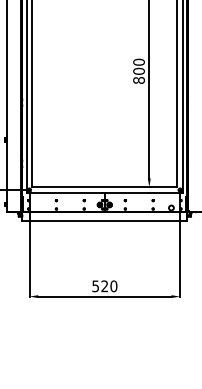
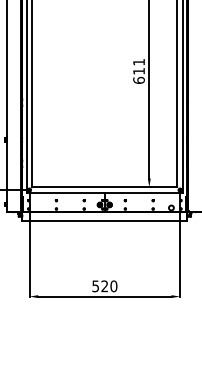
text: 800 -> 611 (138, 70)
